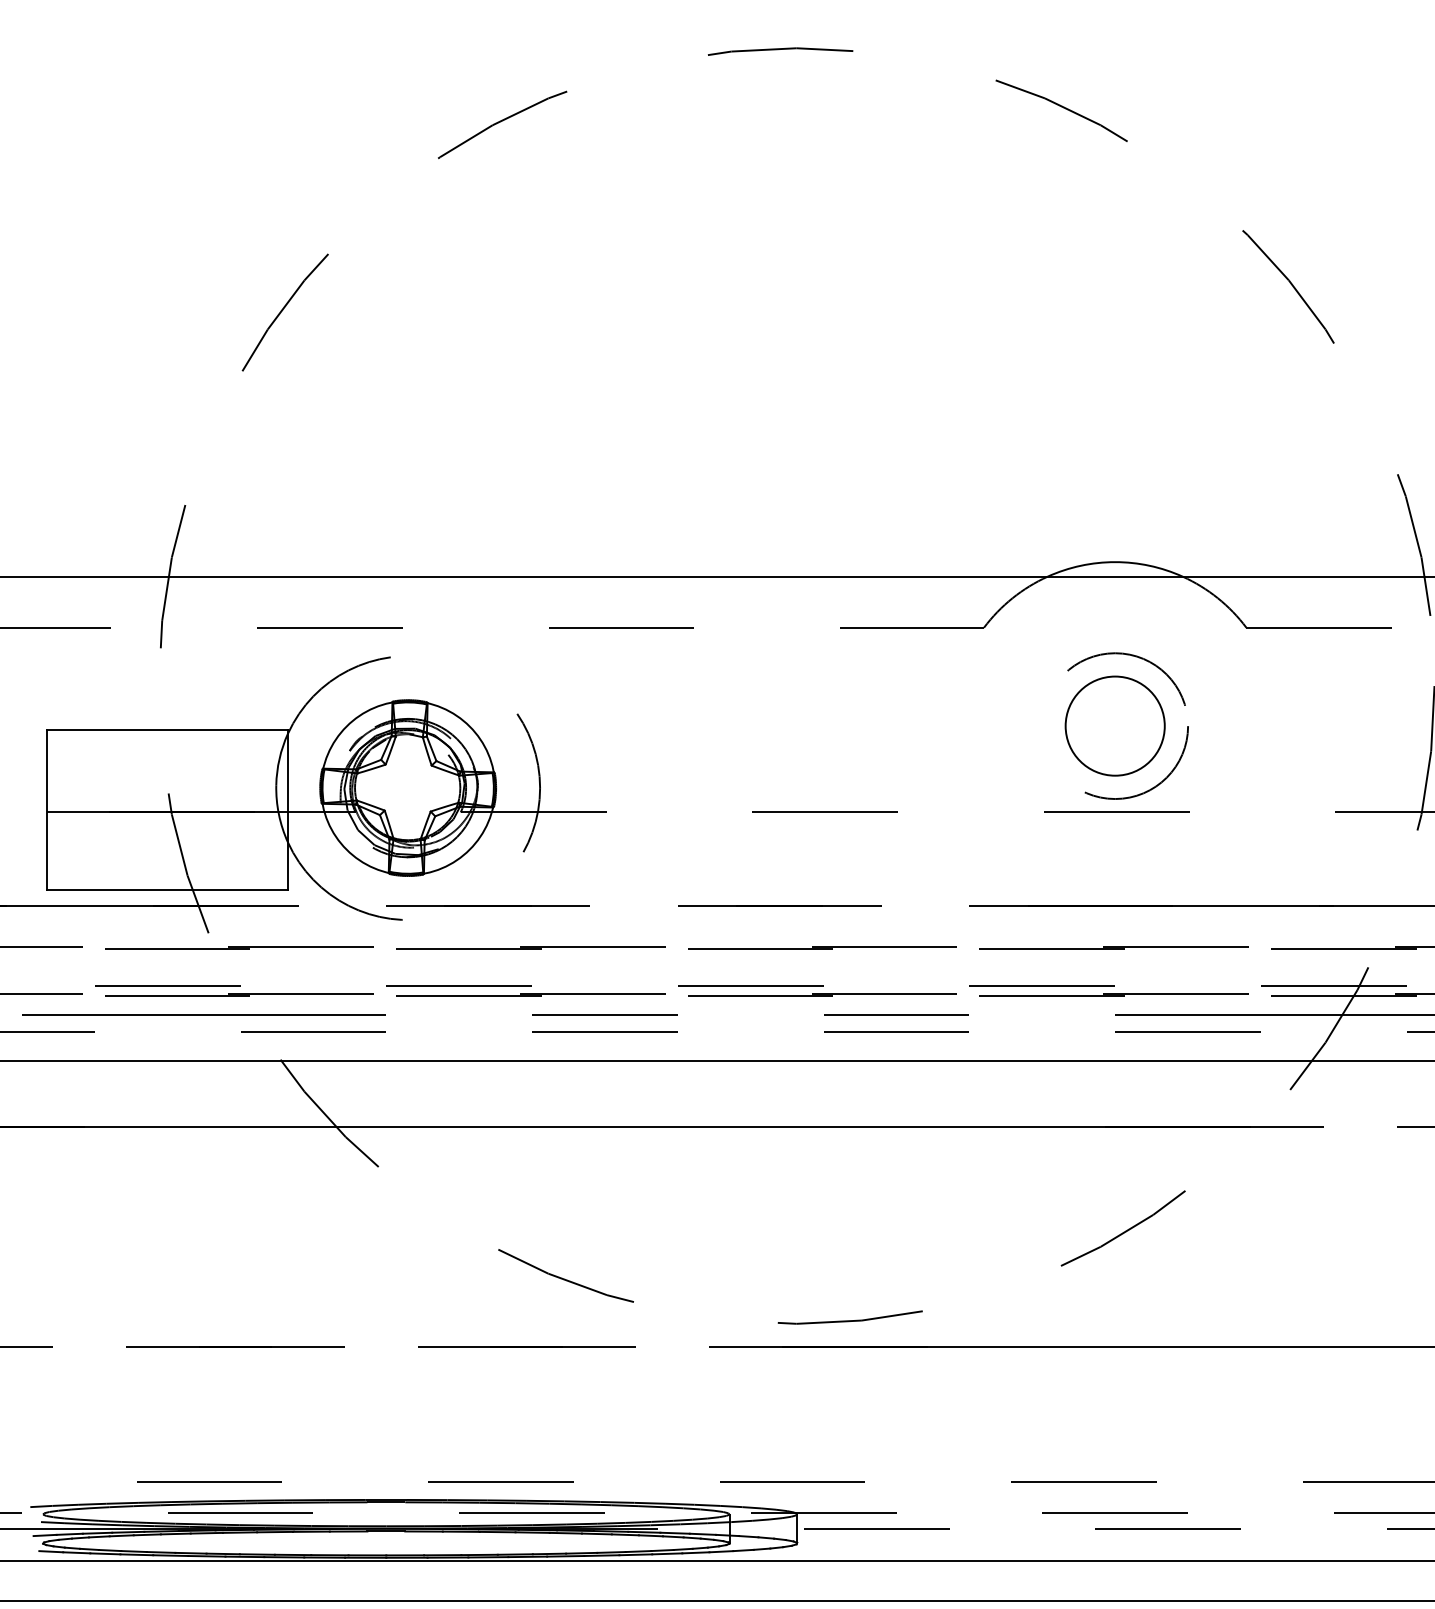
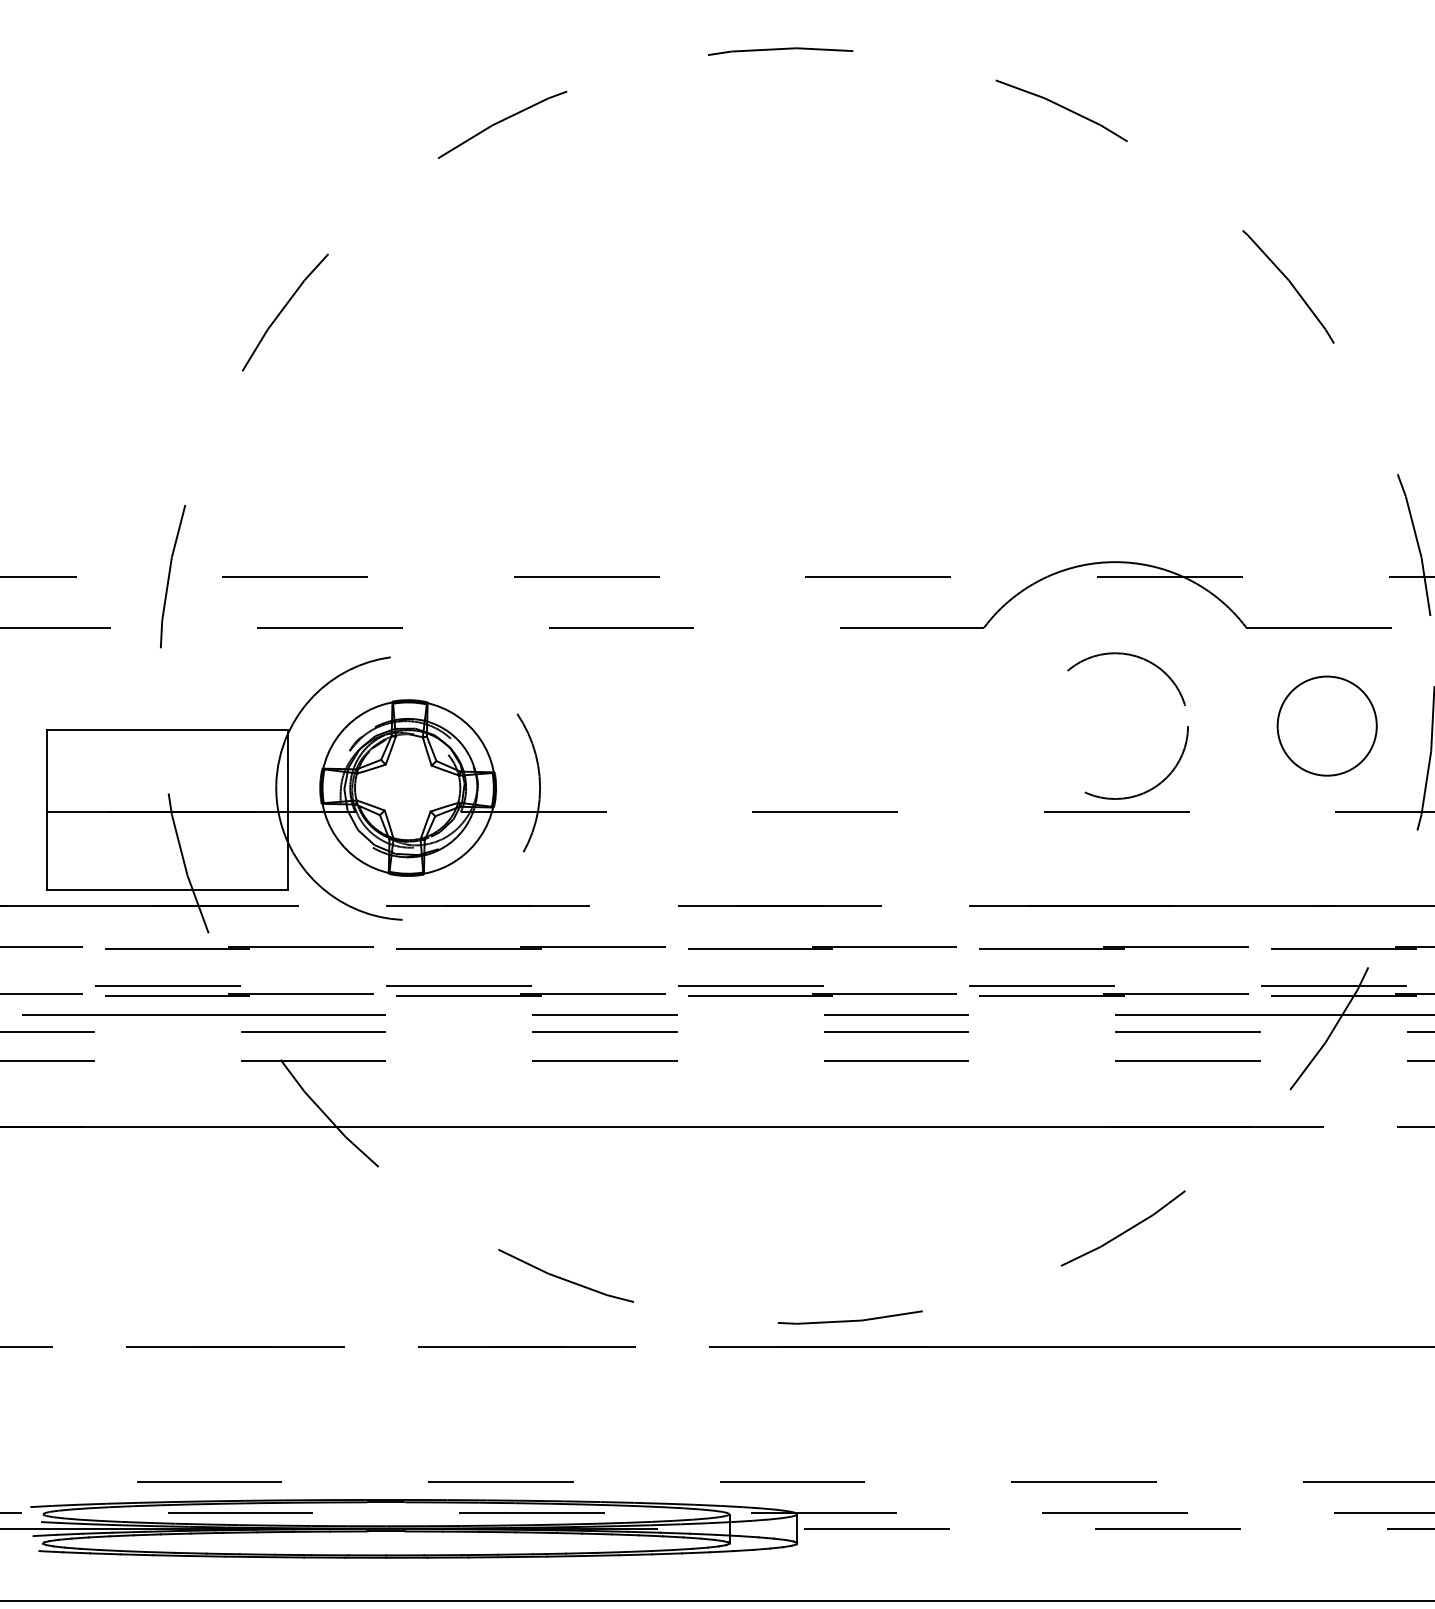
line: solid -> dashed (717, 576)
circle position: (1114, 725) -> (1326, 725) (1326, 725)
line: solid -> dashed (717, 1061)
line: present -> none (716, 1560)
